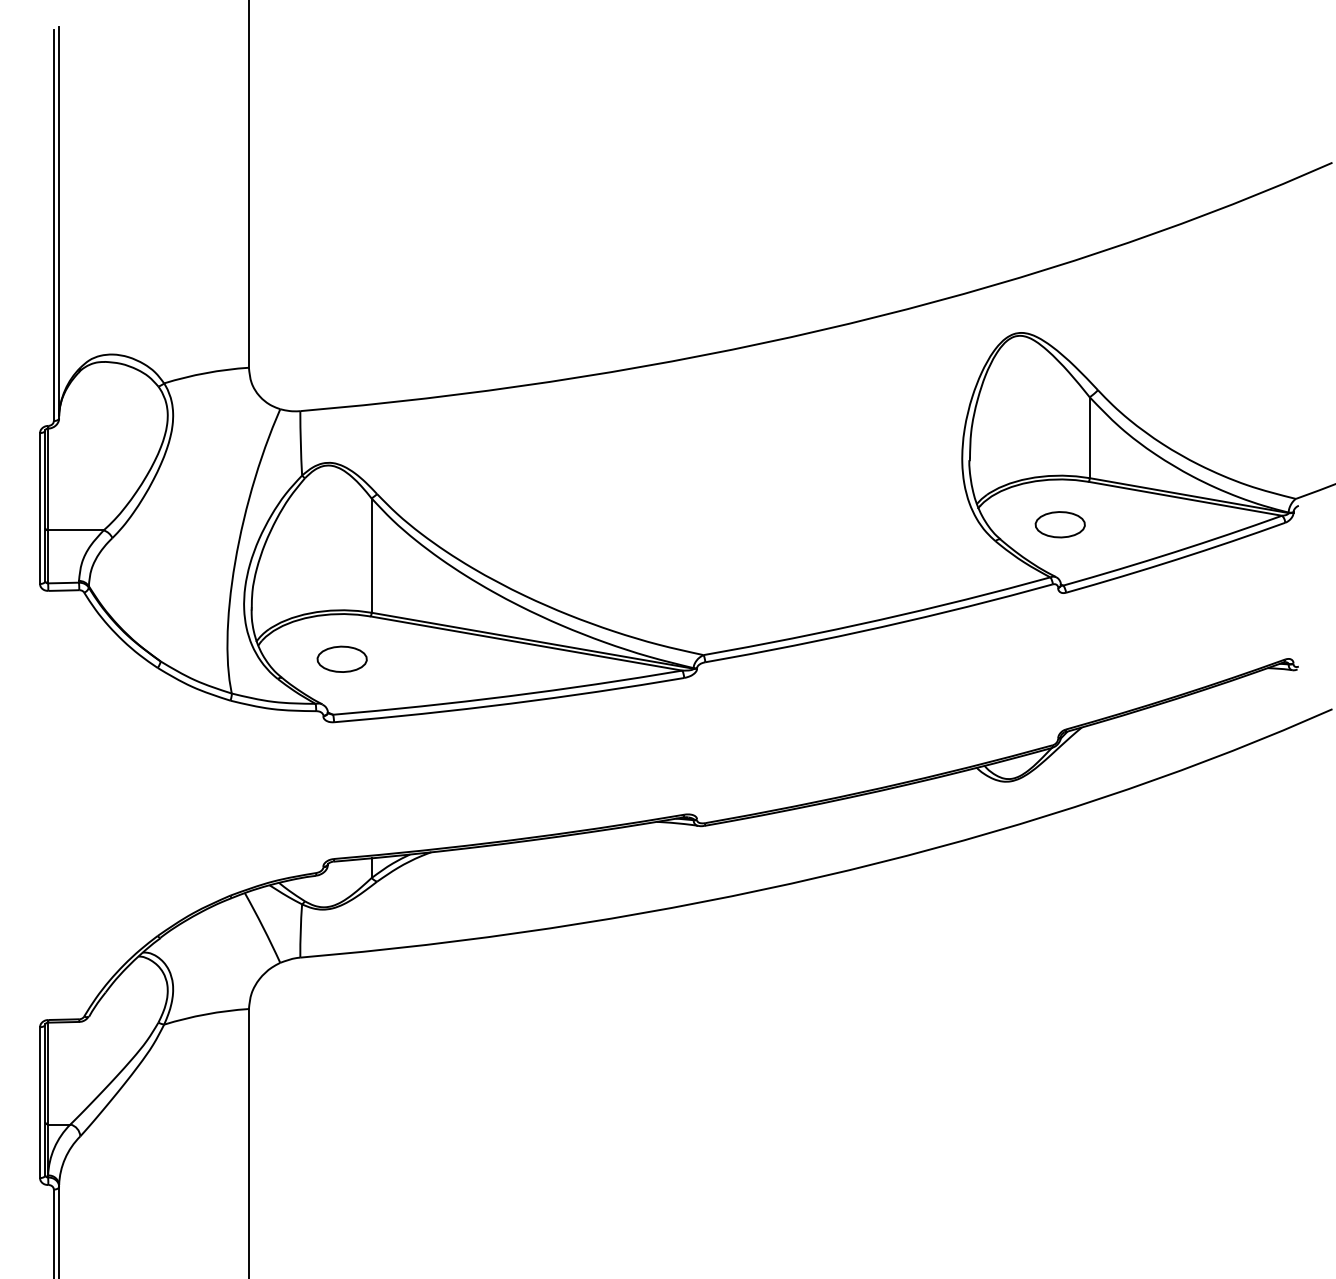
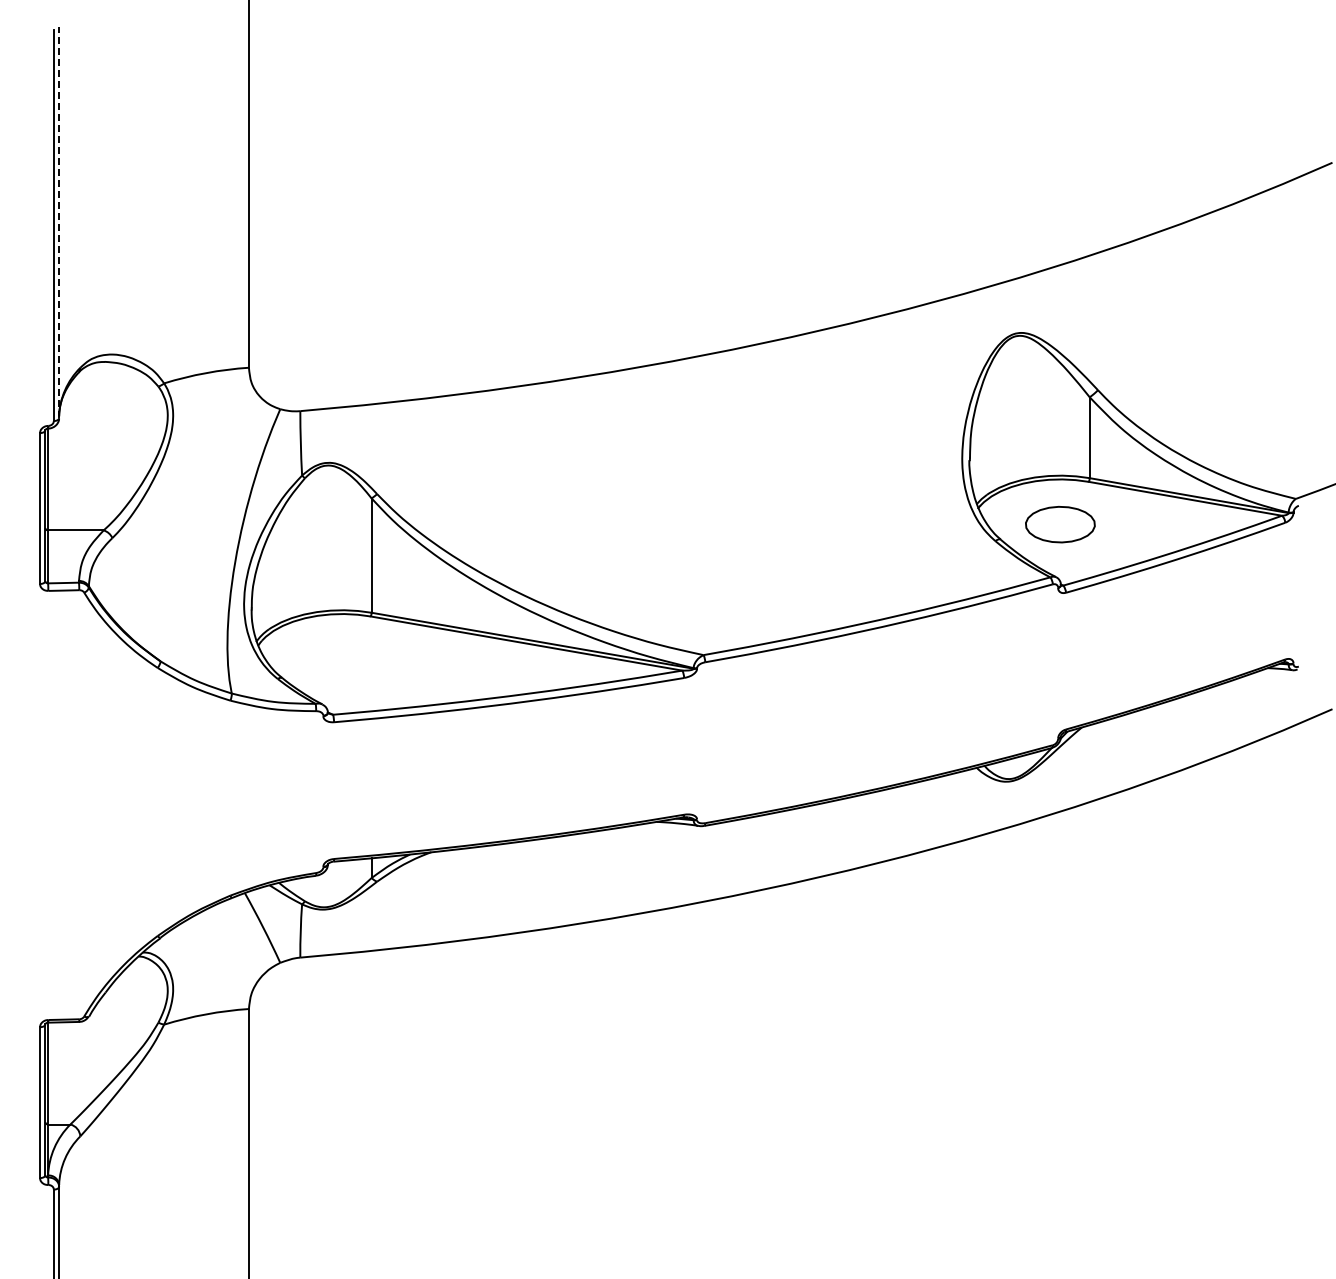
line: solid -> dashed (59, 222)
part size: 52x28 px -> 71x38 px (1060, 524)
part: present -> none (341, 658)
